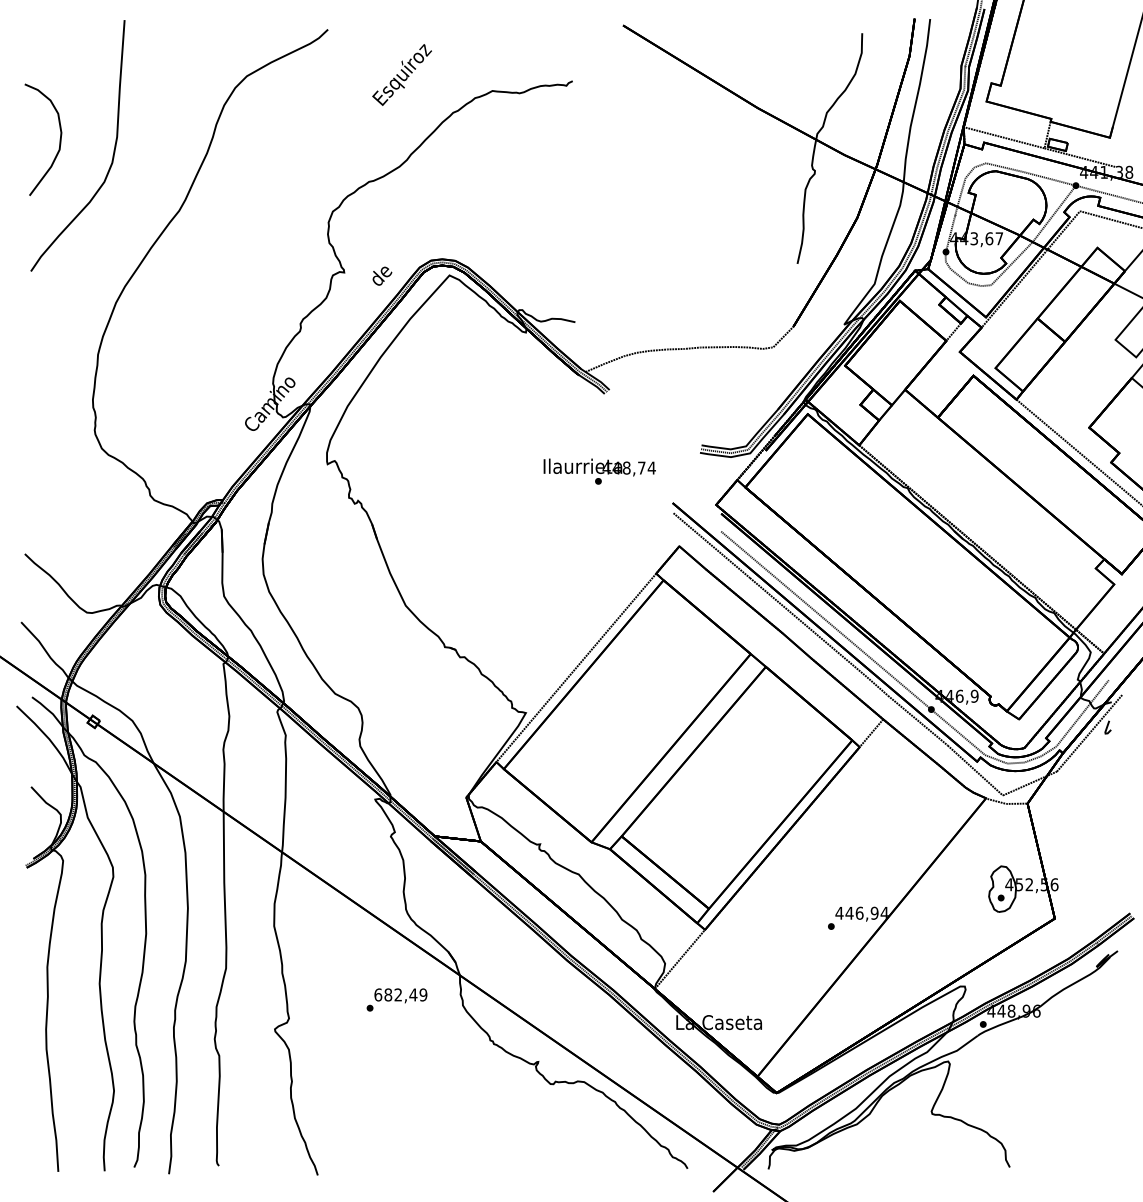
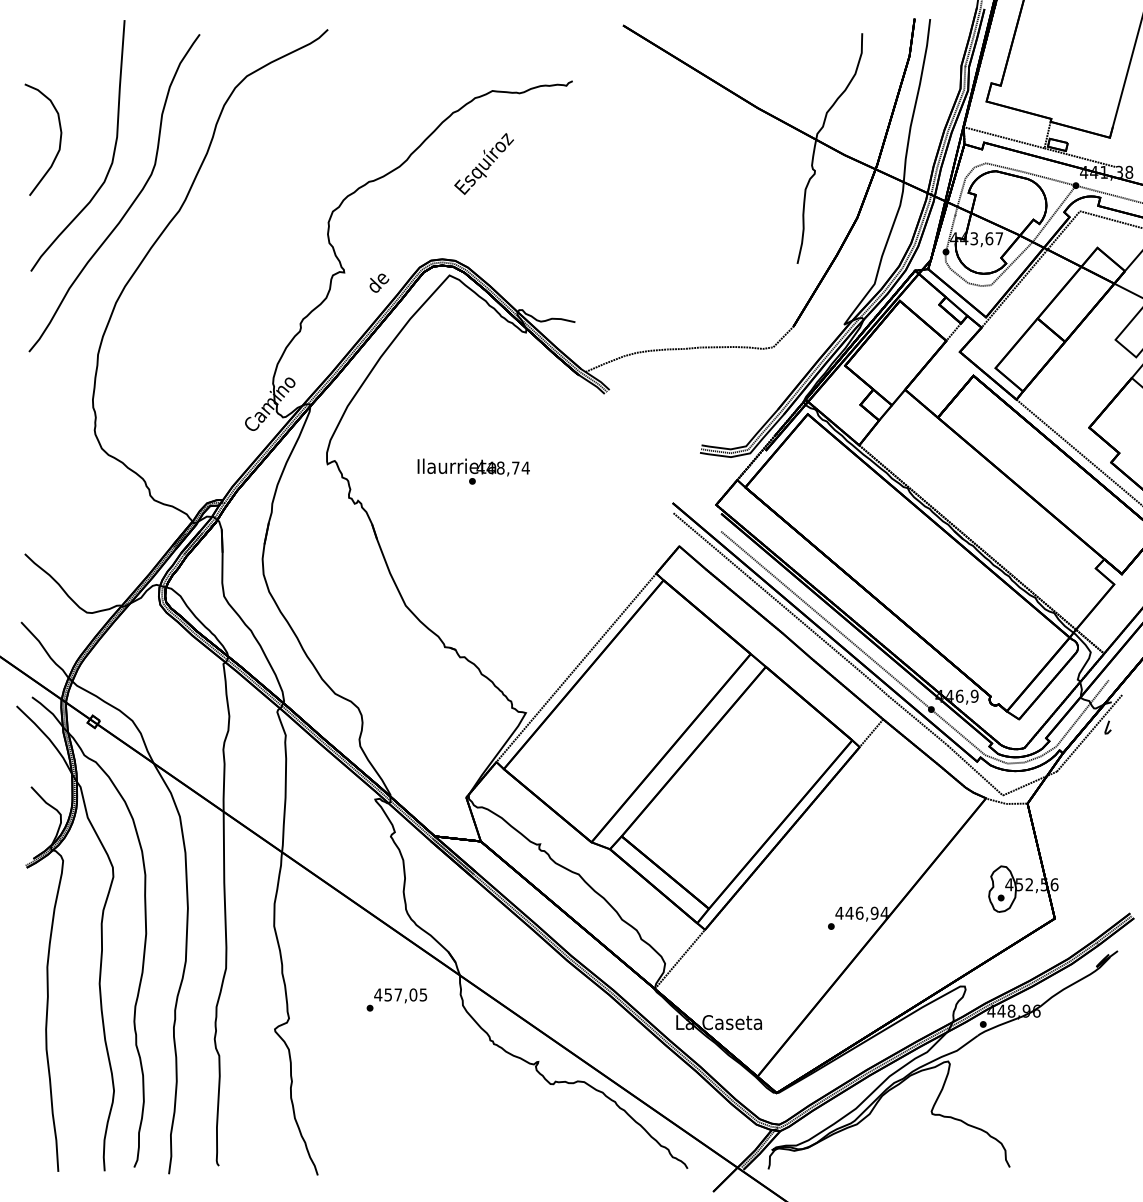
text position: (401, 74) -> (483, 163) (483, 163)
part: none -> present (130, 204)
text position: (382, 275) -> (379, 282) (379, 282)
text position: (599, 471) -> (473, 471) (473, 471)
text: 682,49 -> 457,05 (400, 994)
